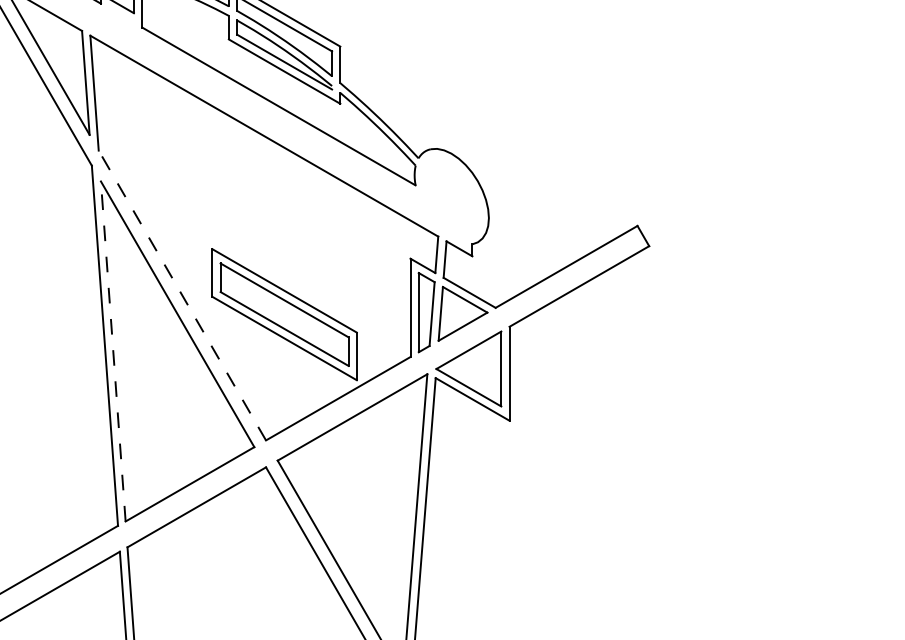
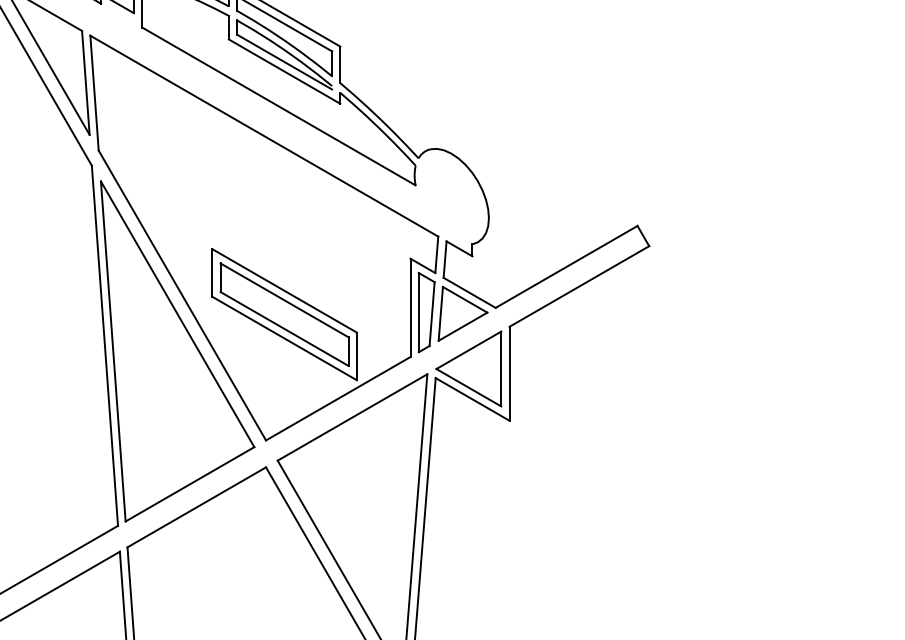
line: dashed -> solid (182, 295)
line: dashed -> solid (113, 350)
